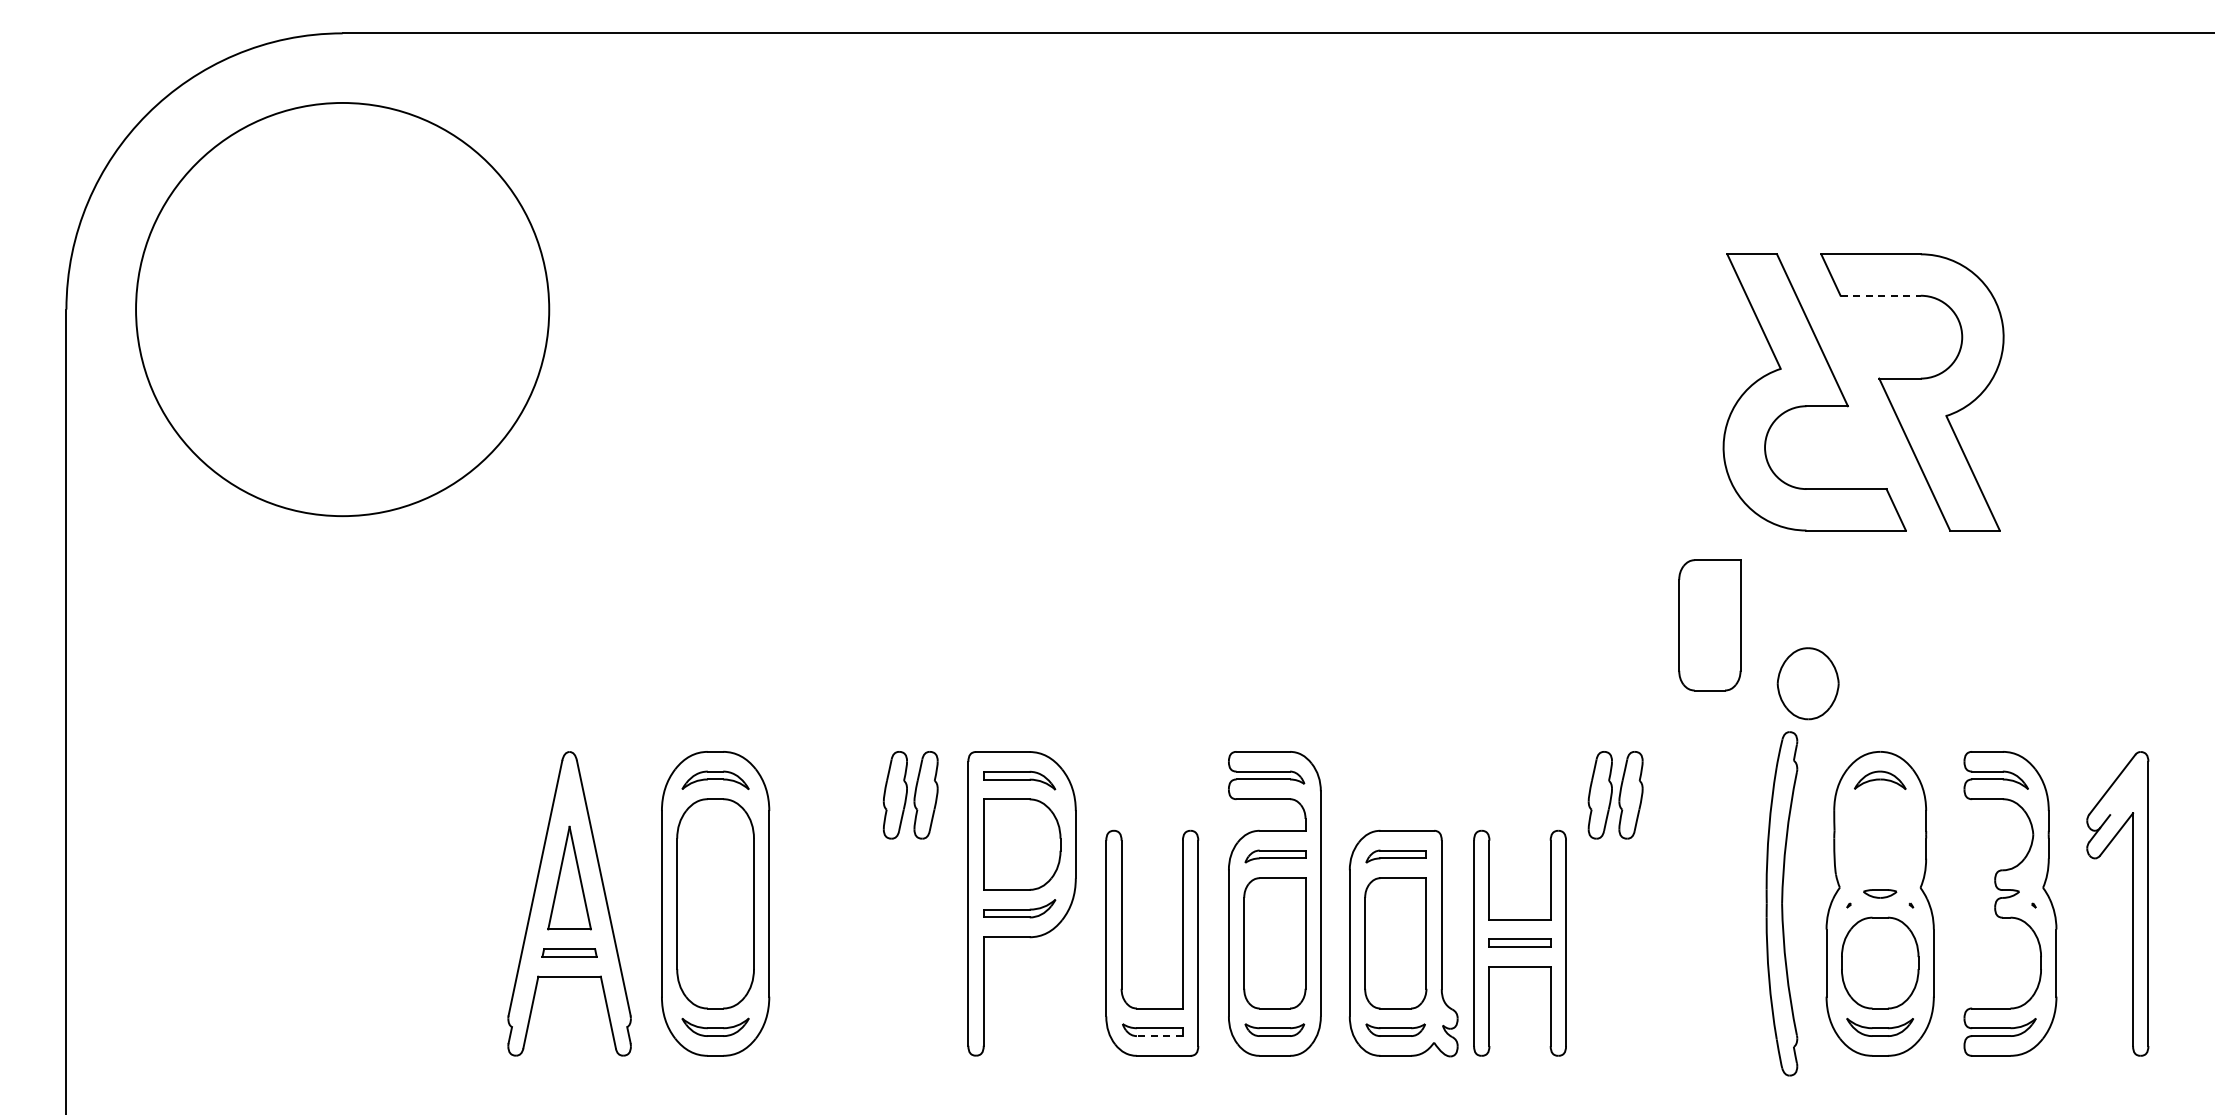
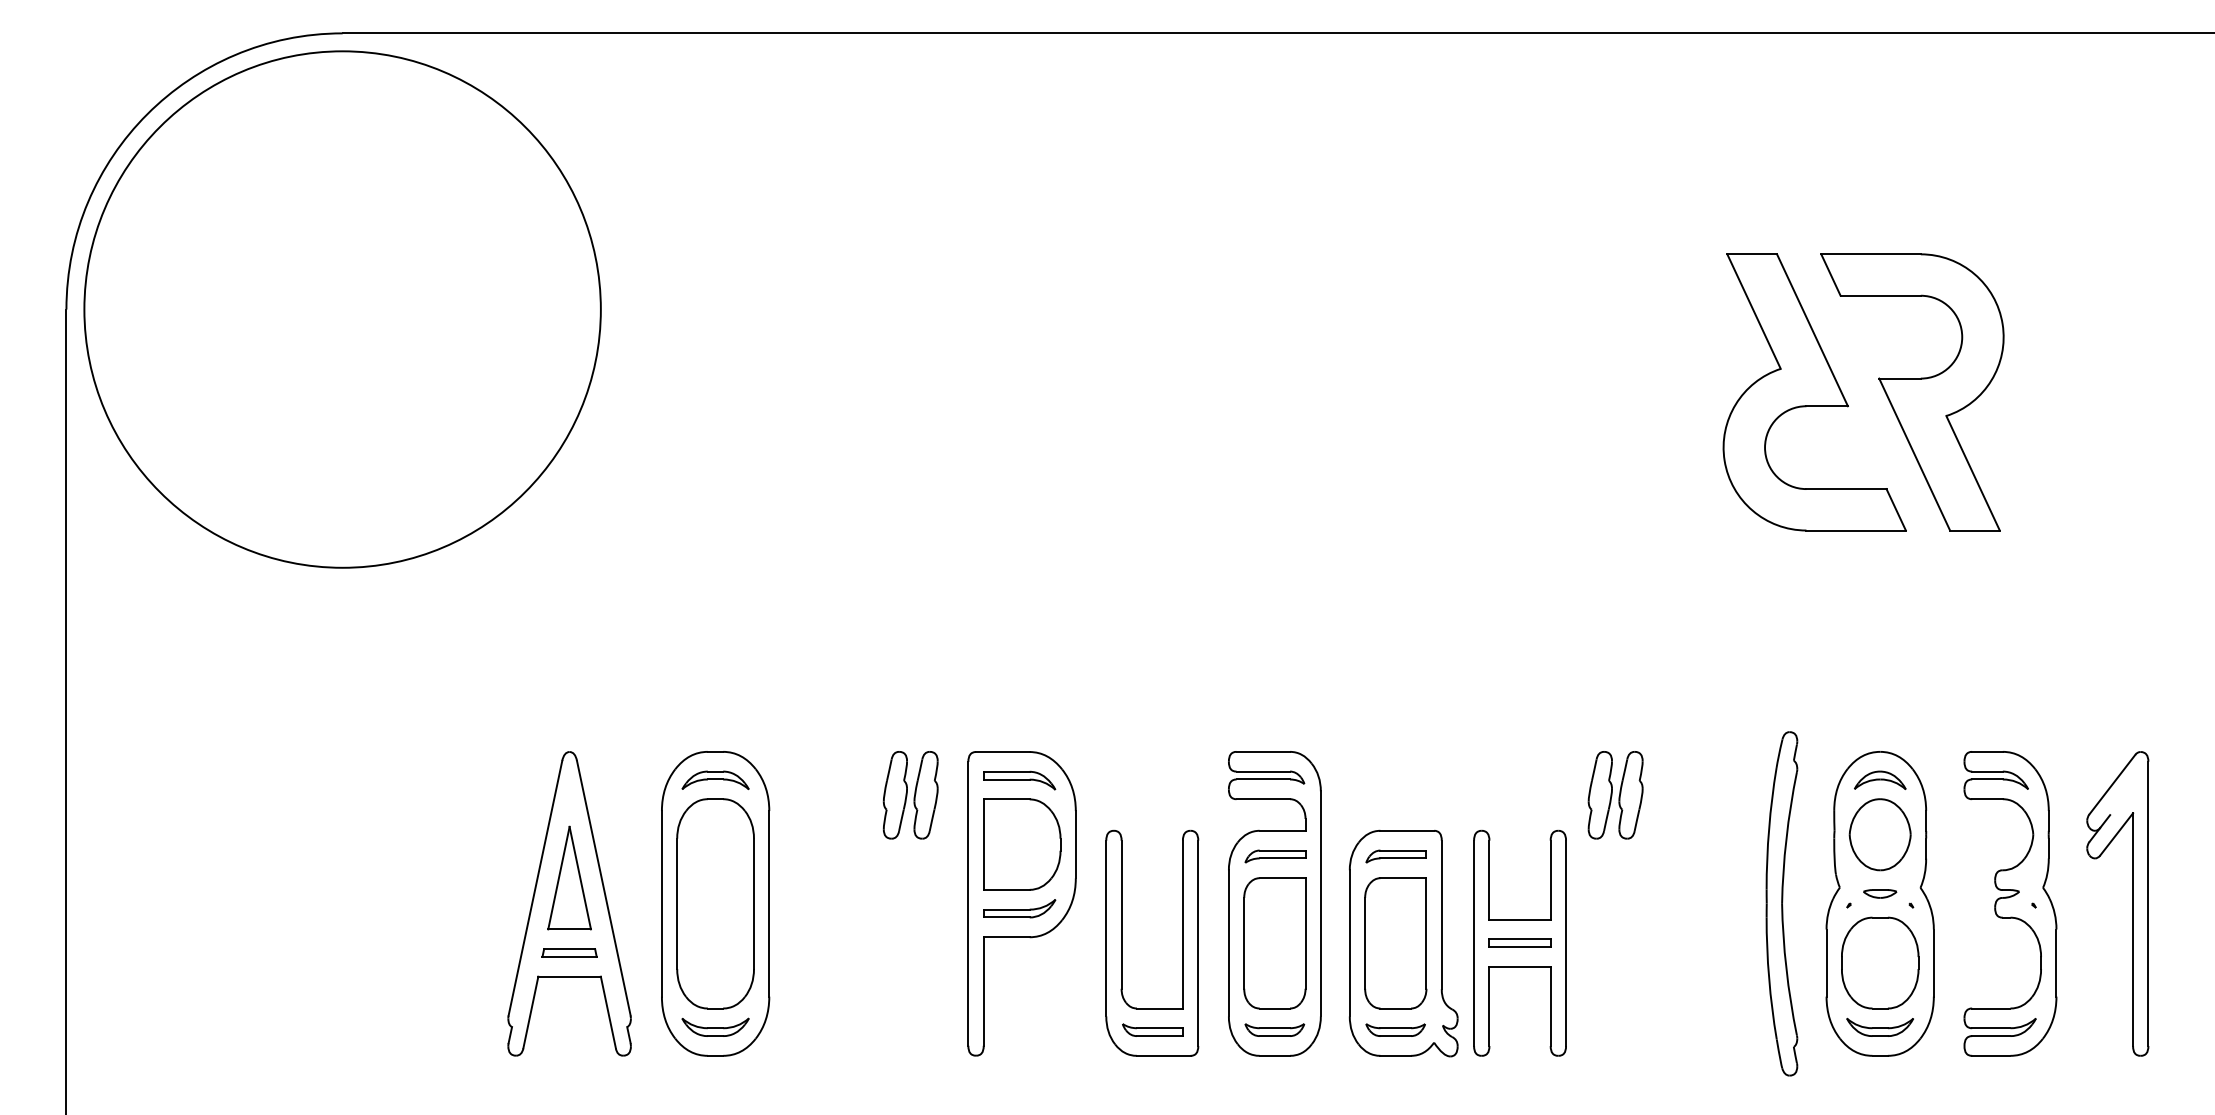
line: dashed -> solid (1881, 295)
circle diameter: 413 px -> 516 px (342, 309)
part: present -> none (1709, 625)
part position: (1807, 683) -> (1879, 834) (1879, 834)
line: dashed -> solid (1159, 1036)
